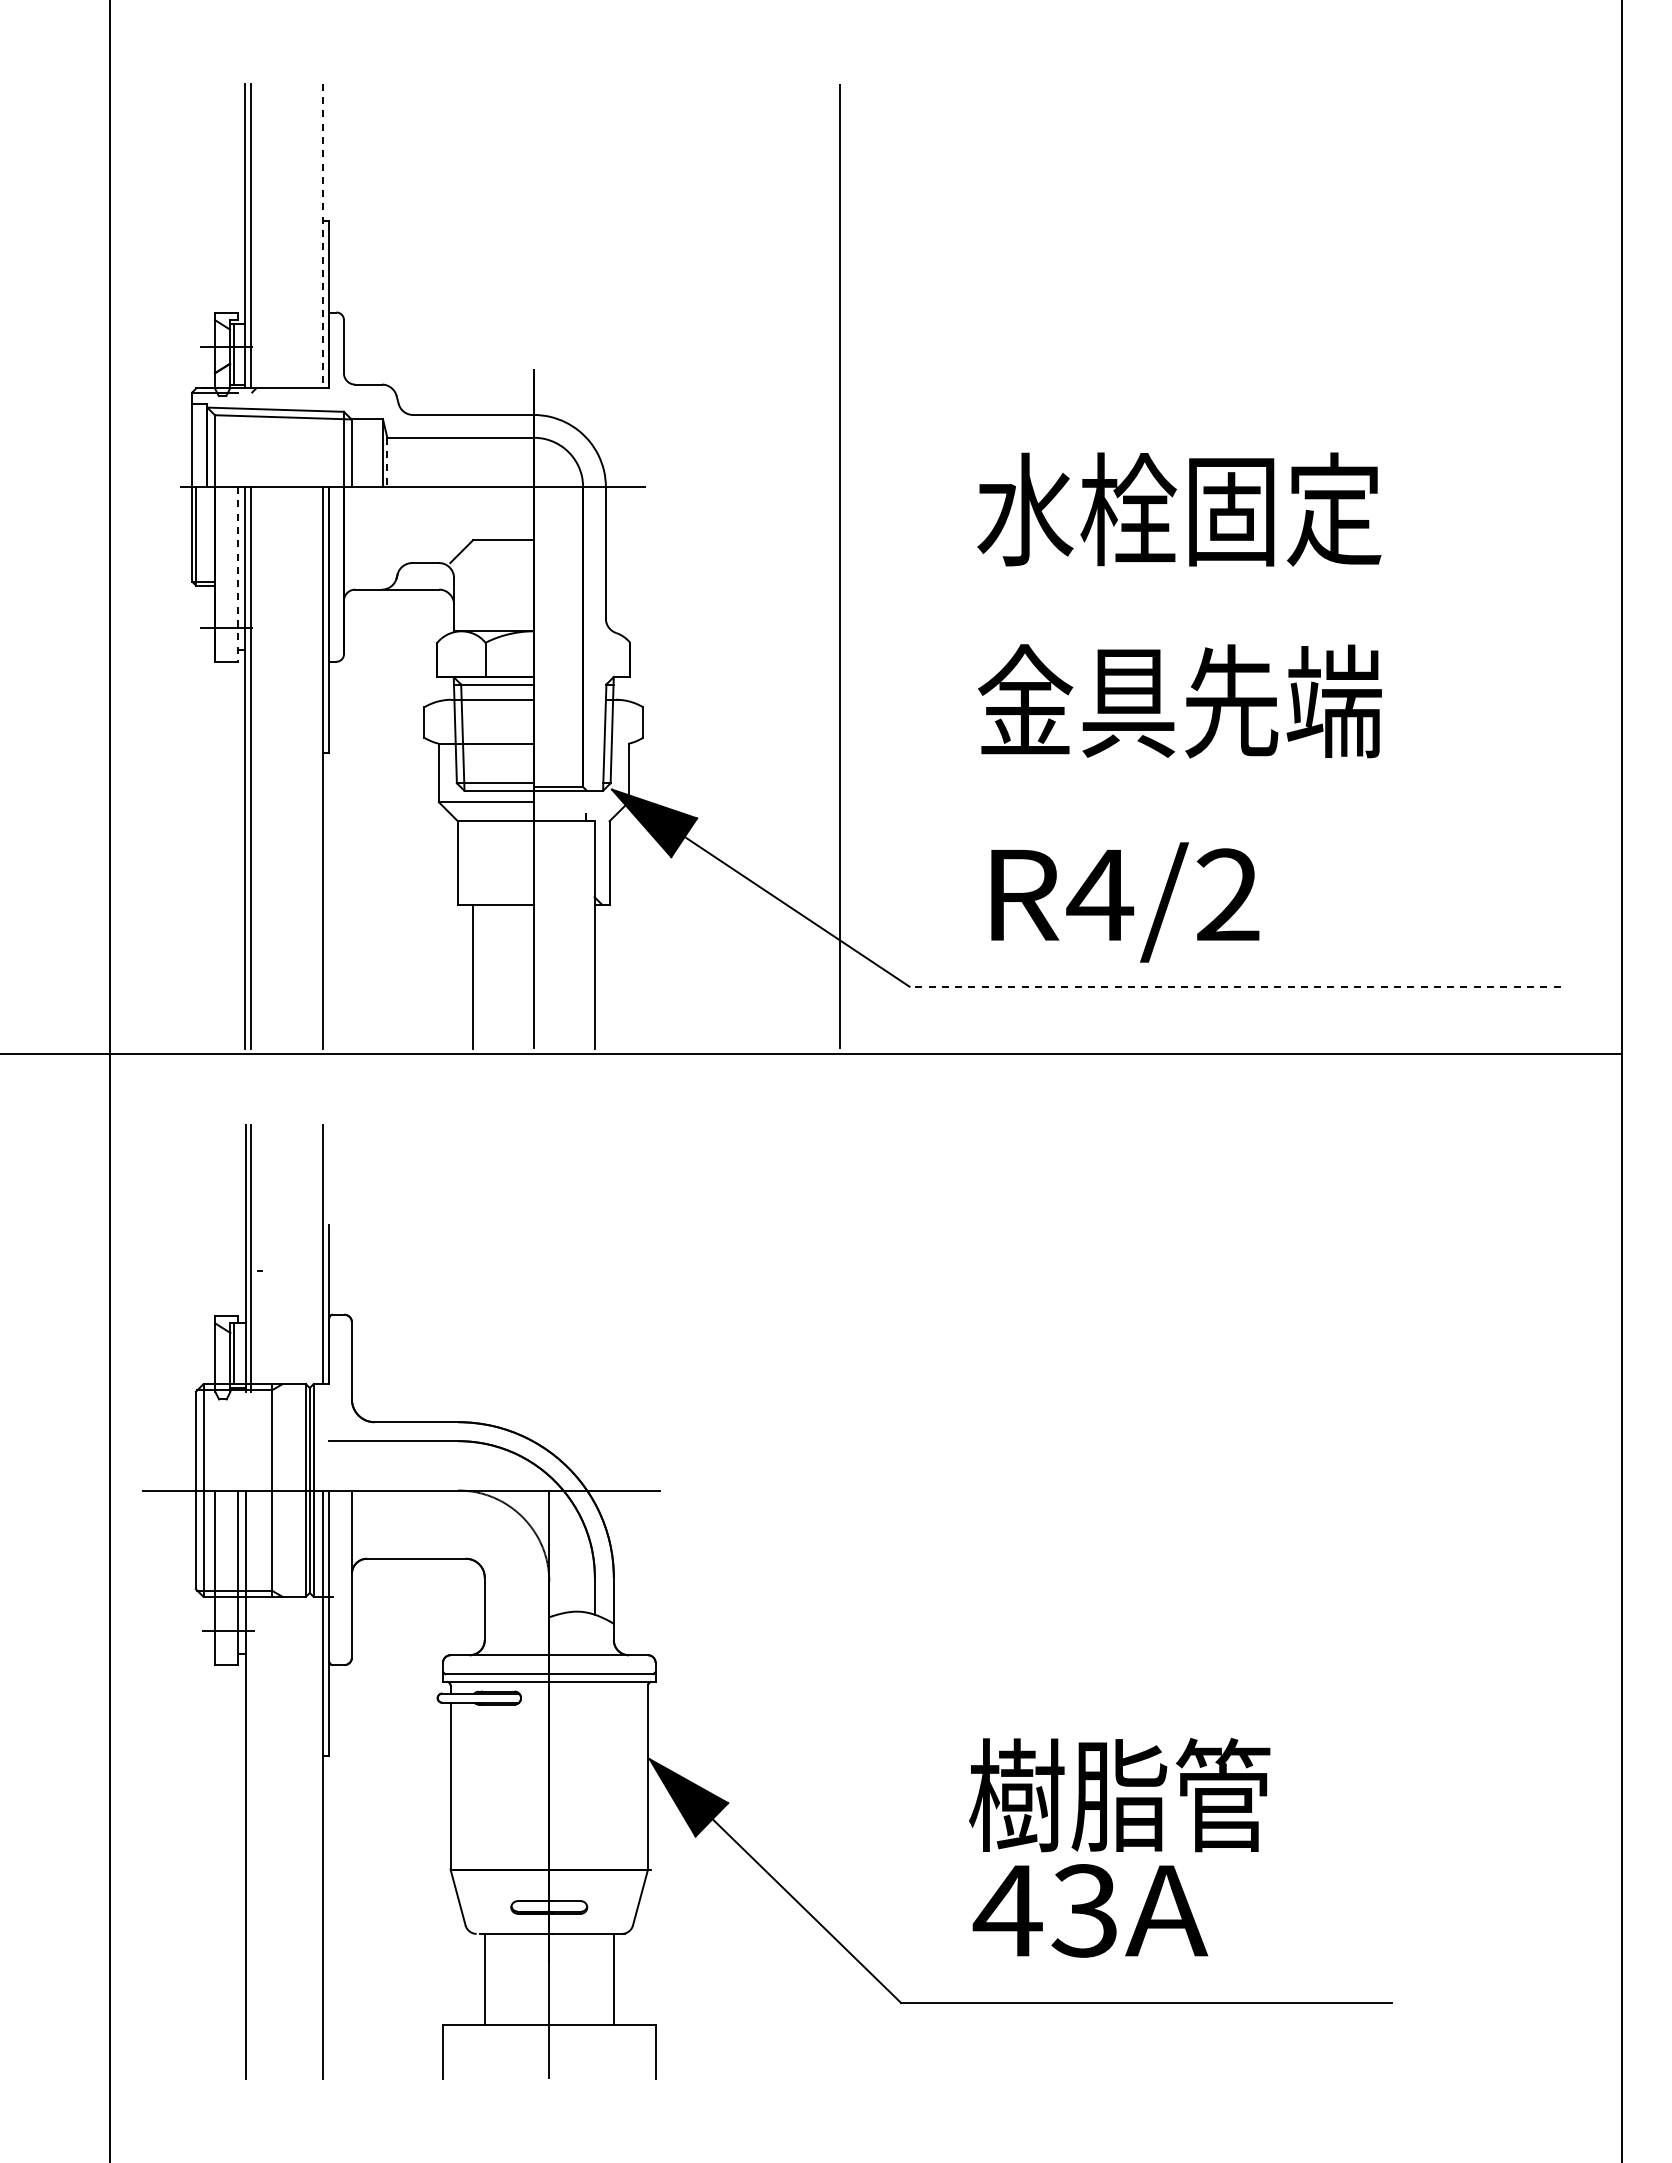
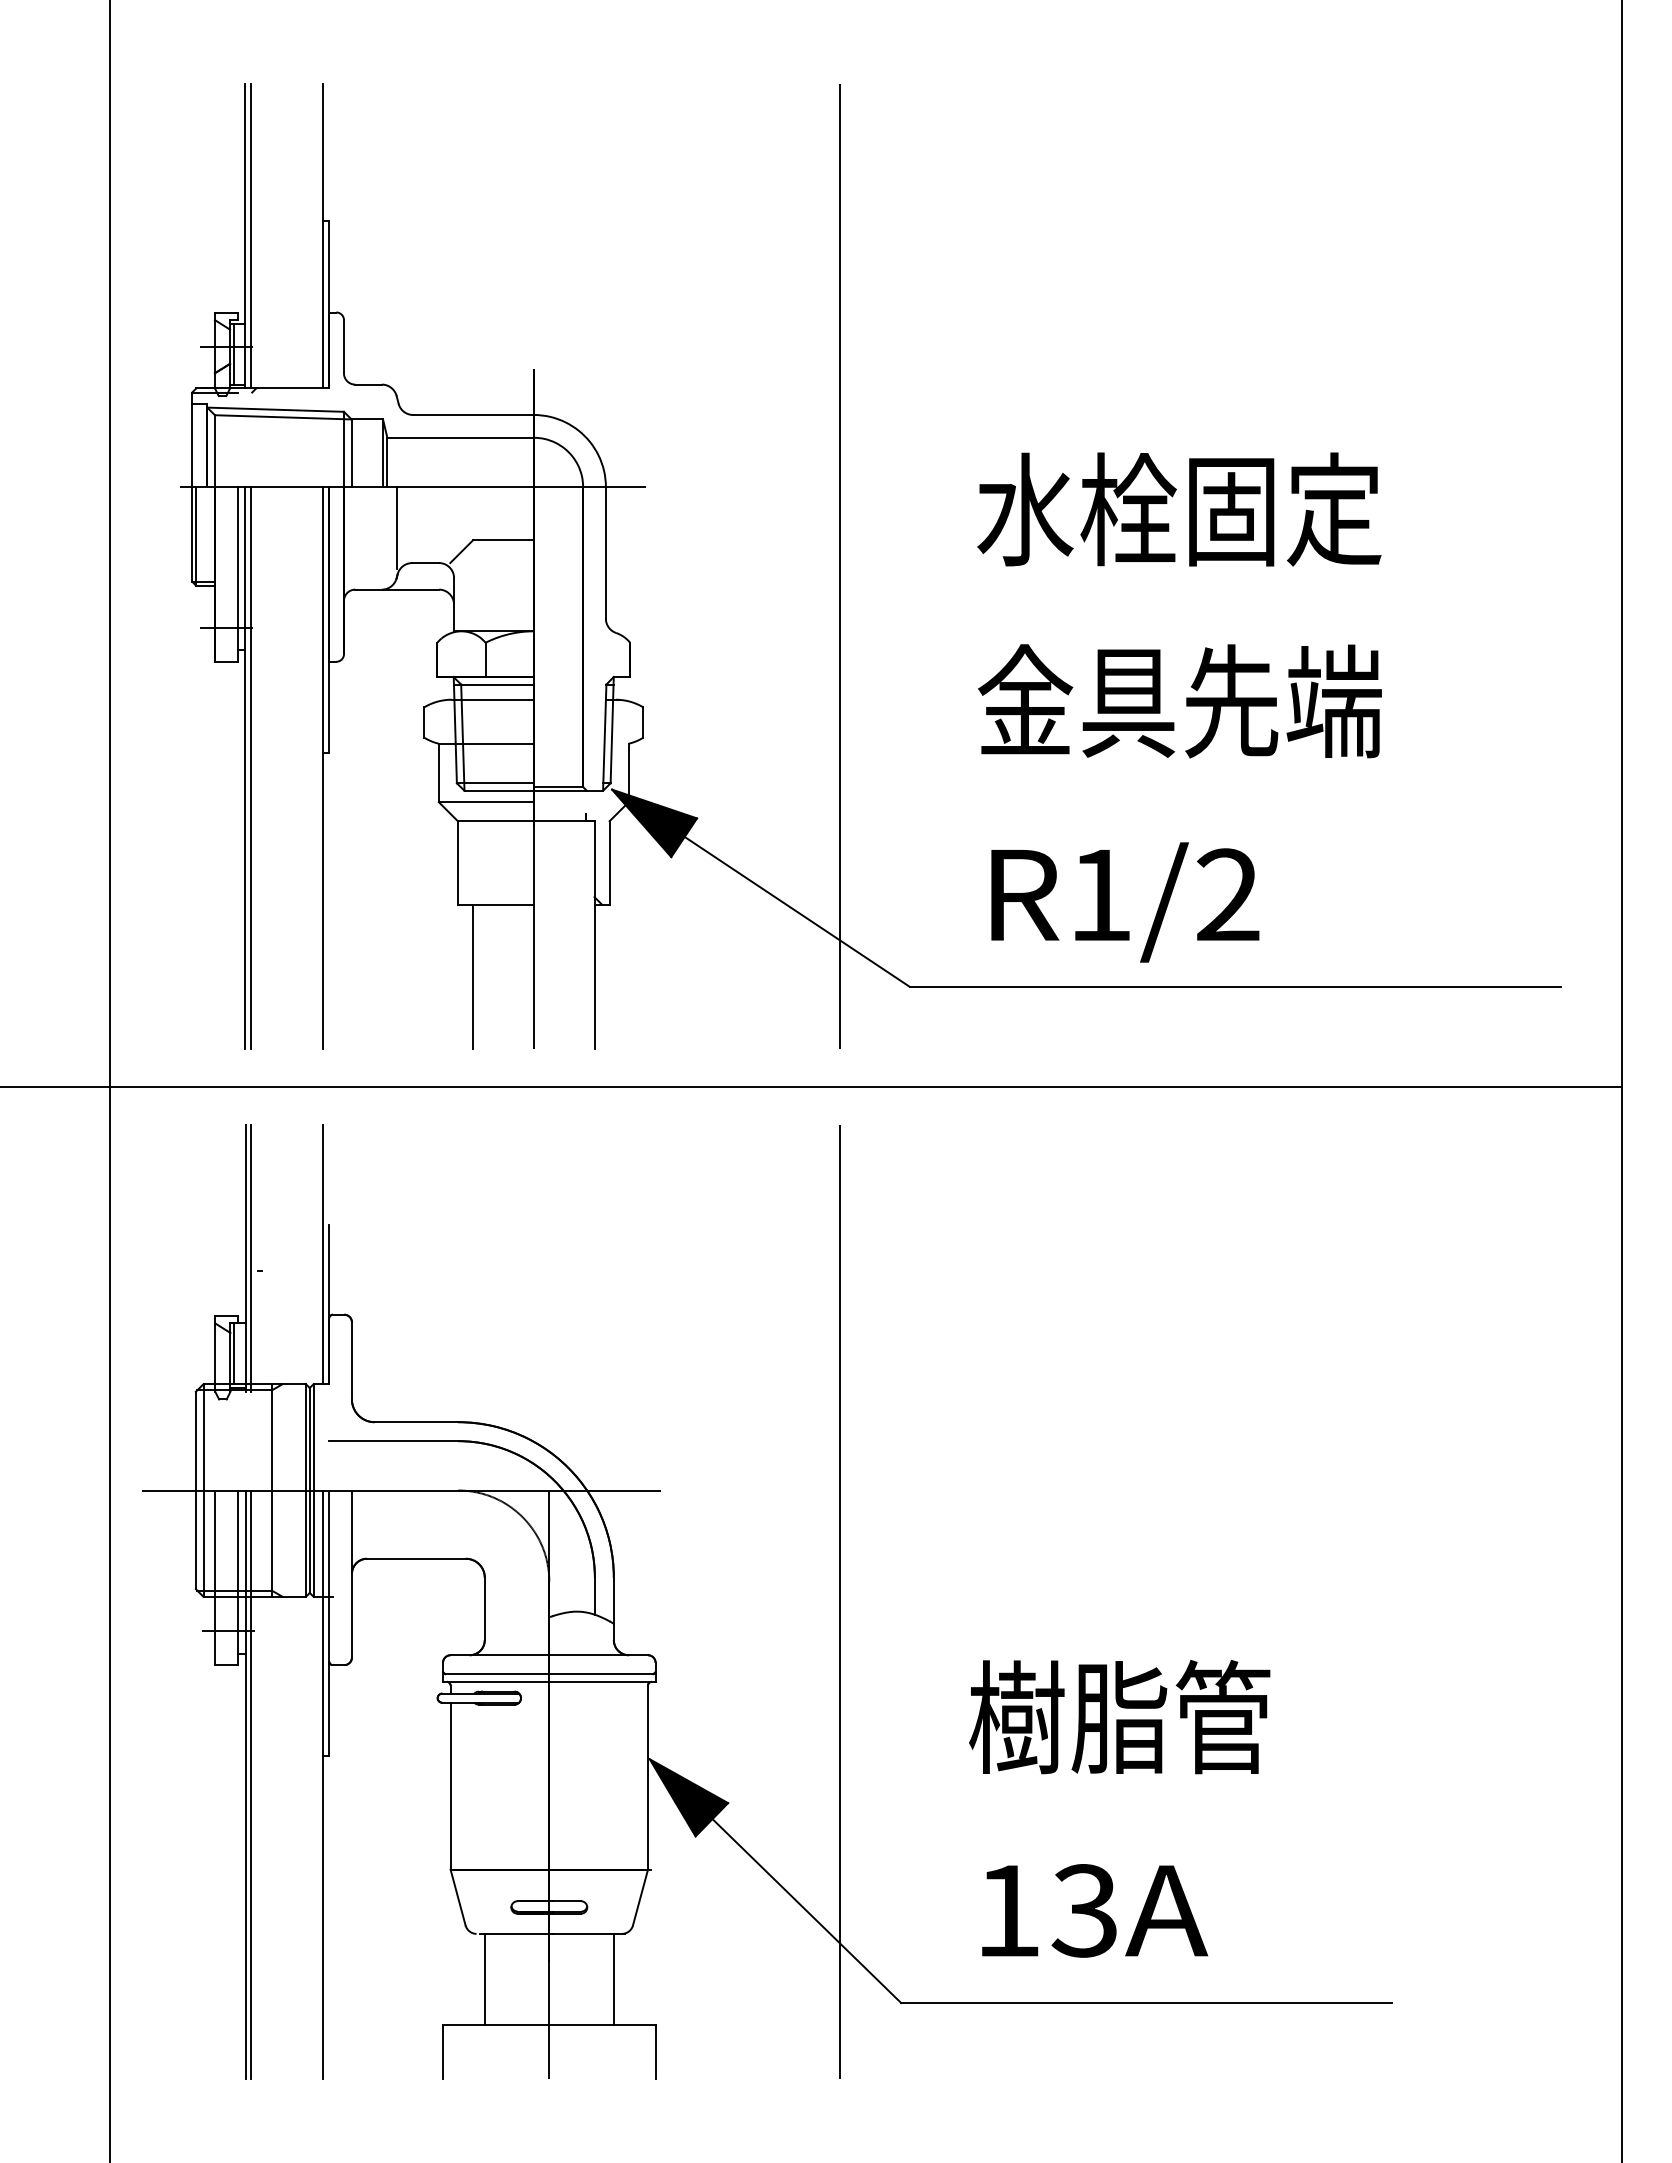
line: dashed -> solid (322, 236)
line: dashed -> solid (387, 462)
line: none -> present (397, 527)
line: dashed -> solid (237, 574)
text: R4/2 -> R1/2 (1100, 894)
line: dashed -> solid (1234, 986)
line position: (811, 1054) -> (811, 1087) (811, 1087)
line: none -> present (840, 1601)
line: none -> present (250, 1784)
text position: (1119, 1794) -> (1119, 1716) (1119, 1716)
text: 43A -> 13A (1007, 1910)
